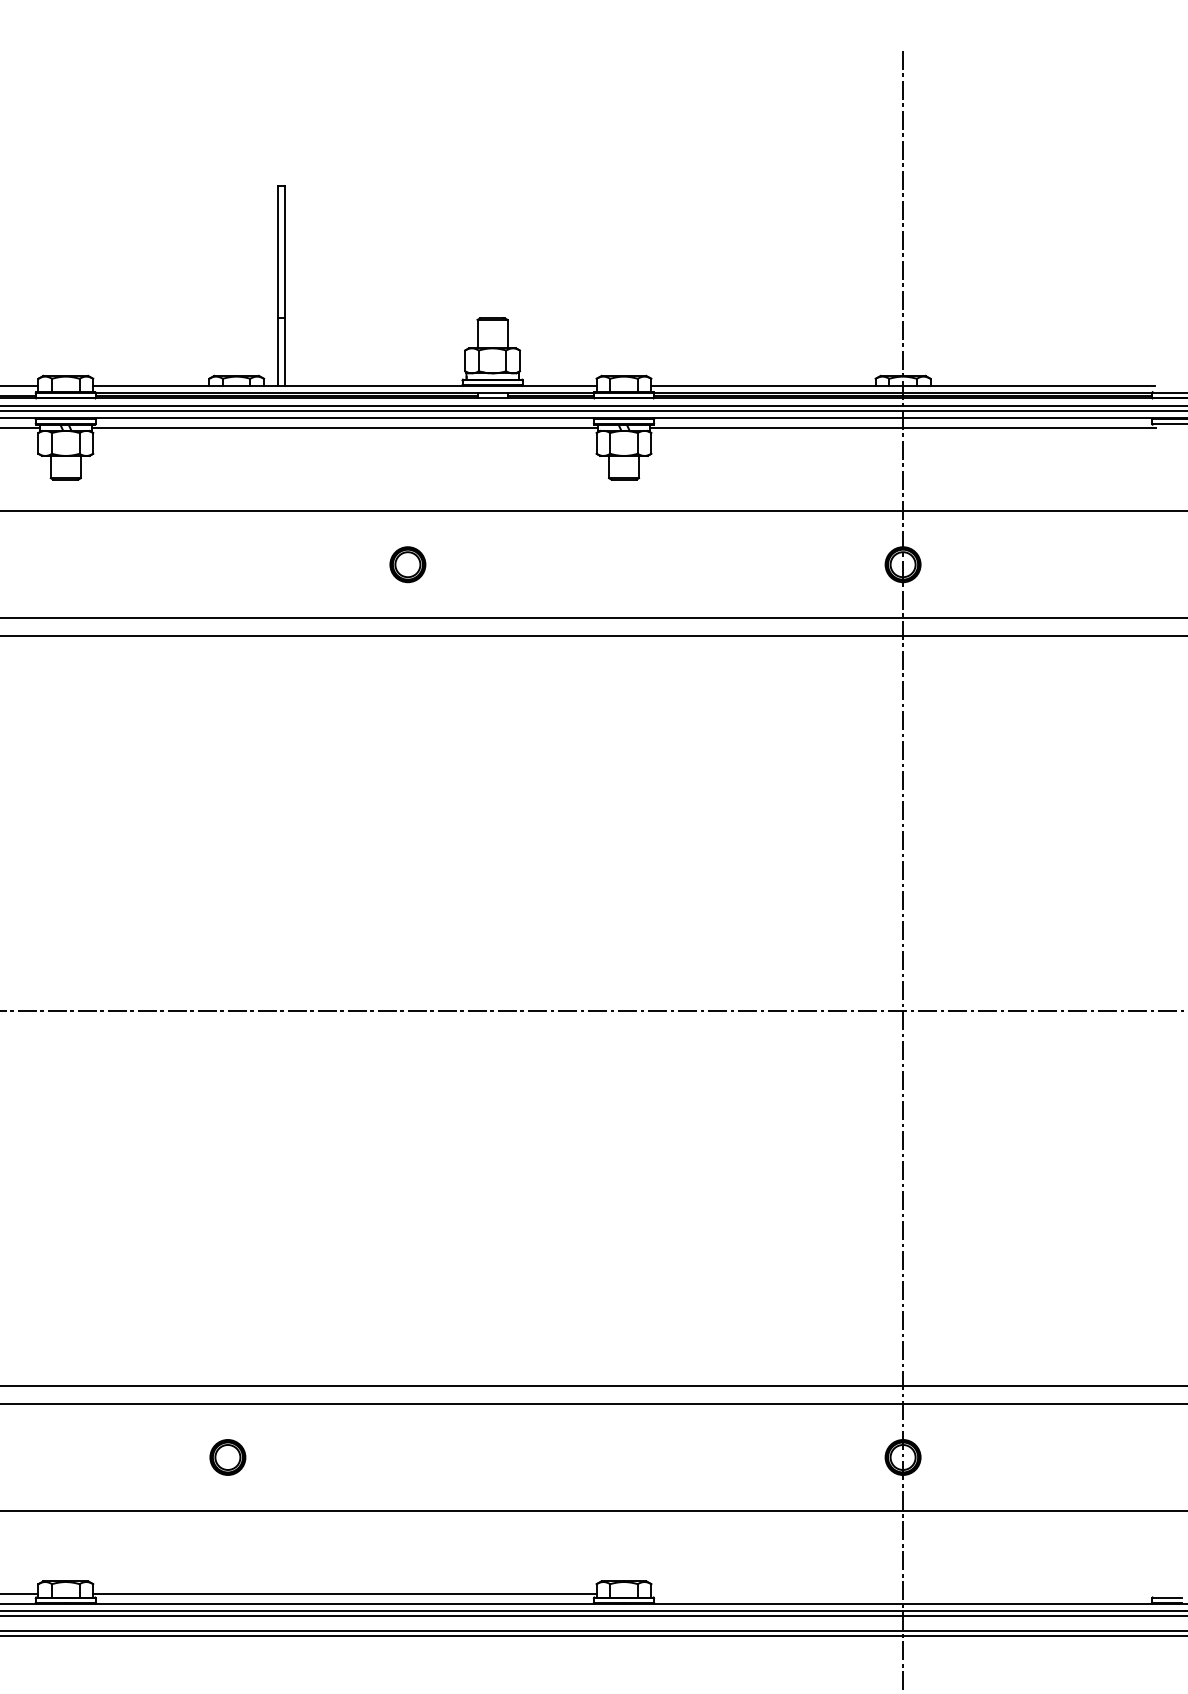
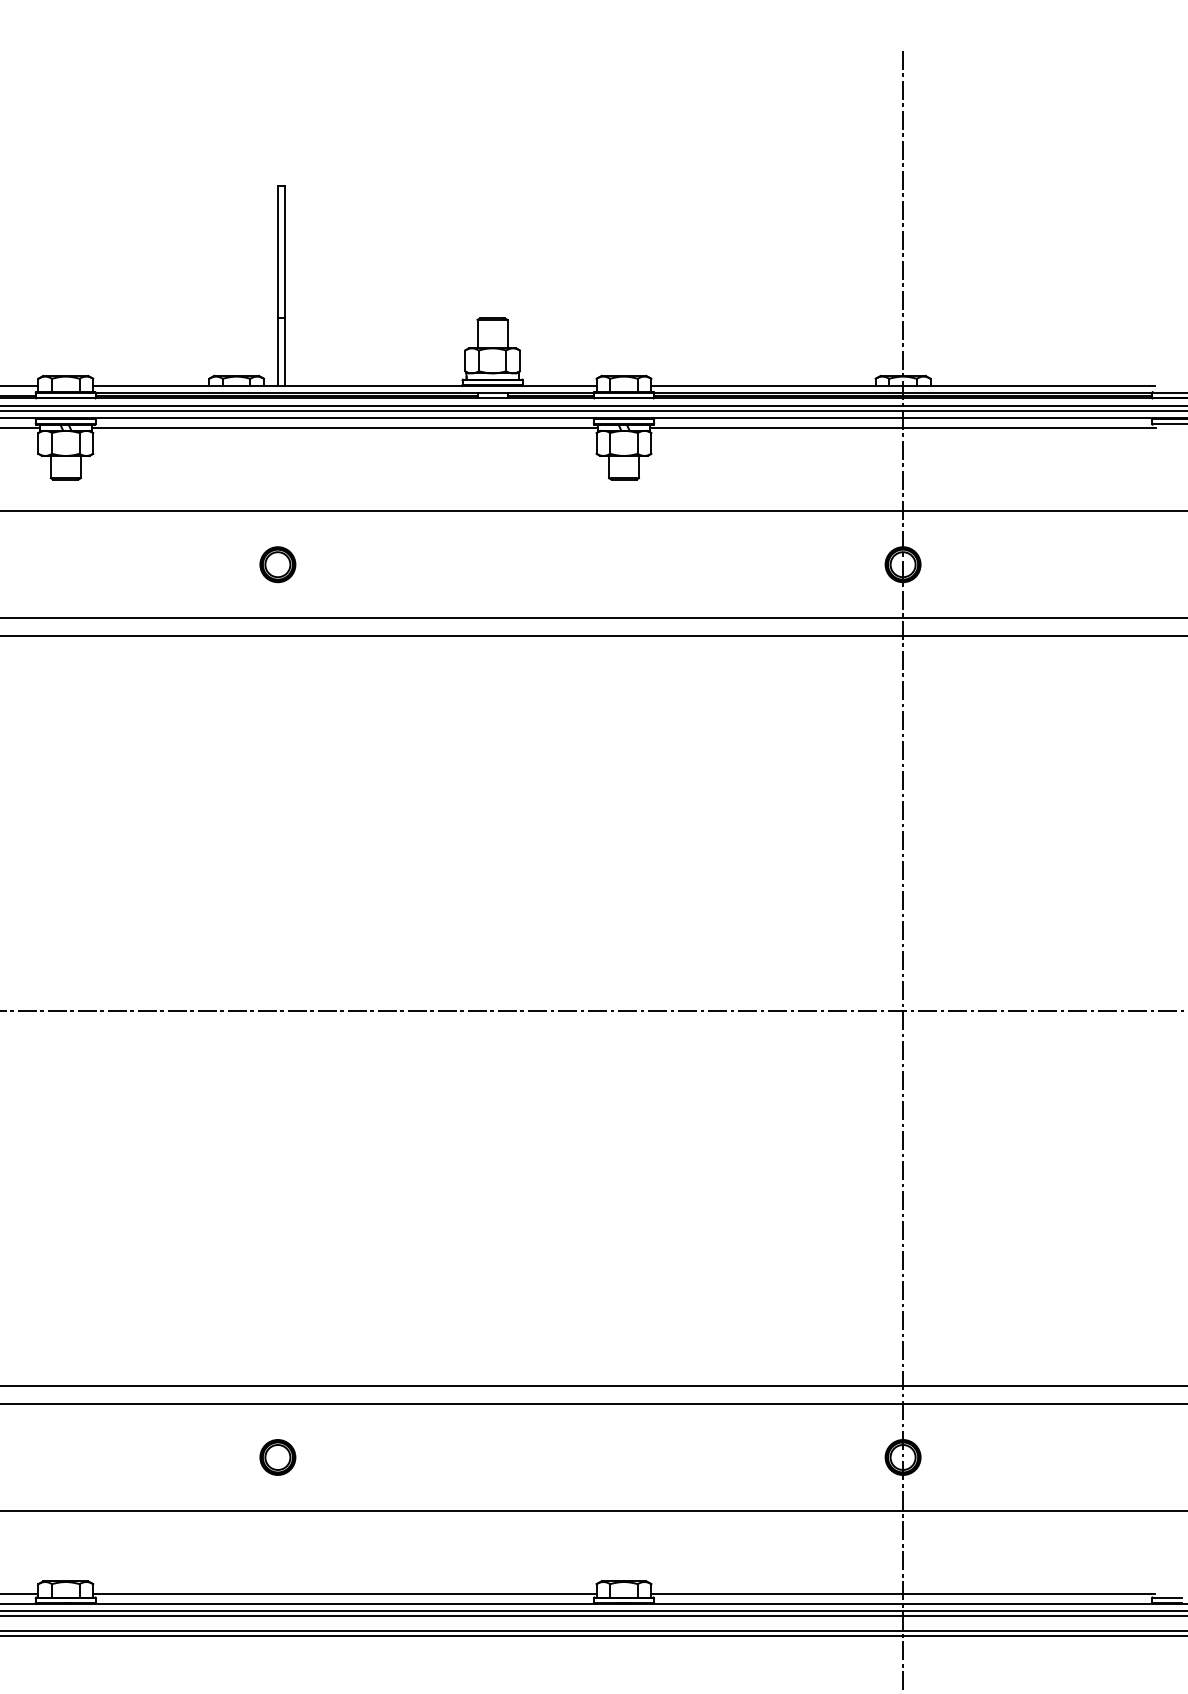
part position: (407, 564) -> (277, 564) (277, 564)
part position: (227, 1457) -> (277, 1457) (277, 1457)
line: none -> present (902, 1593)
